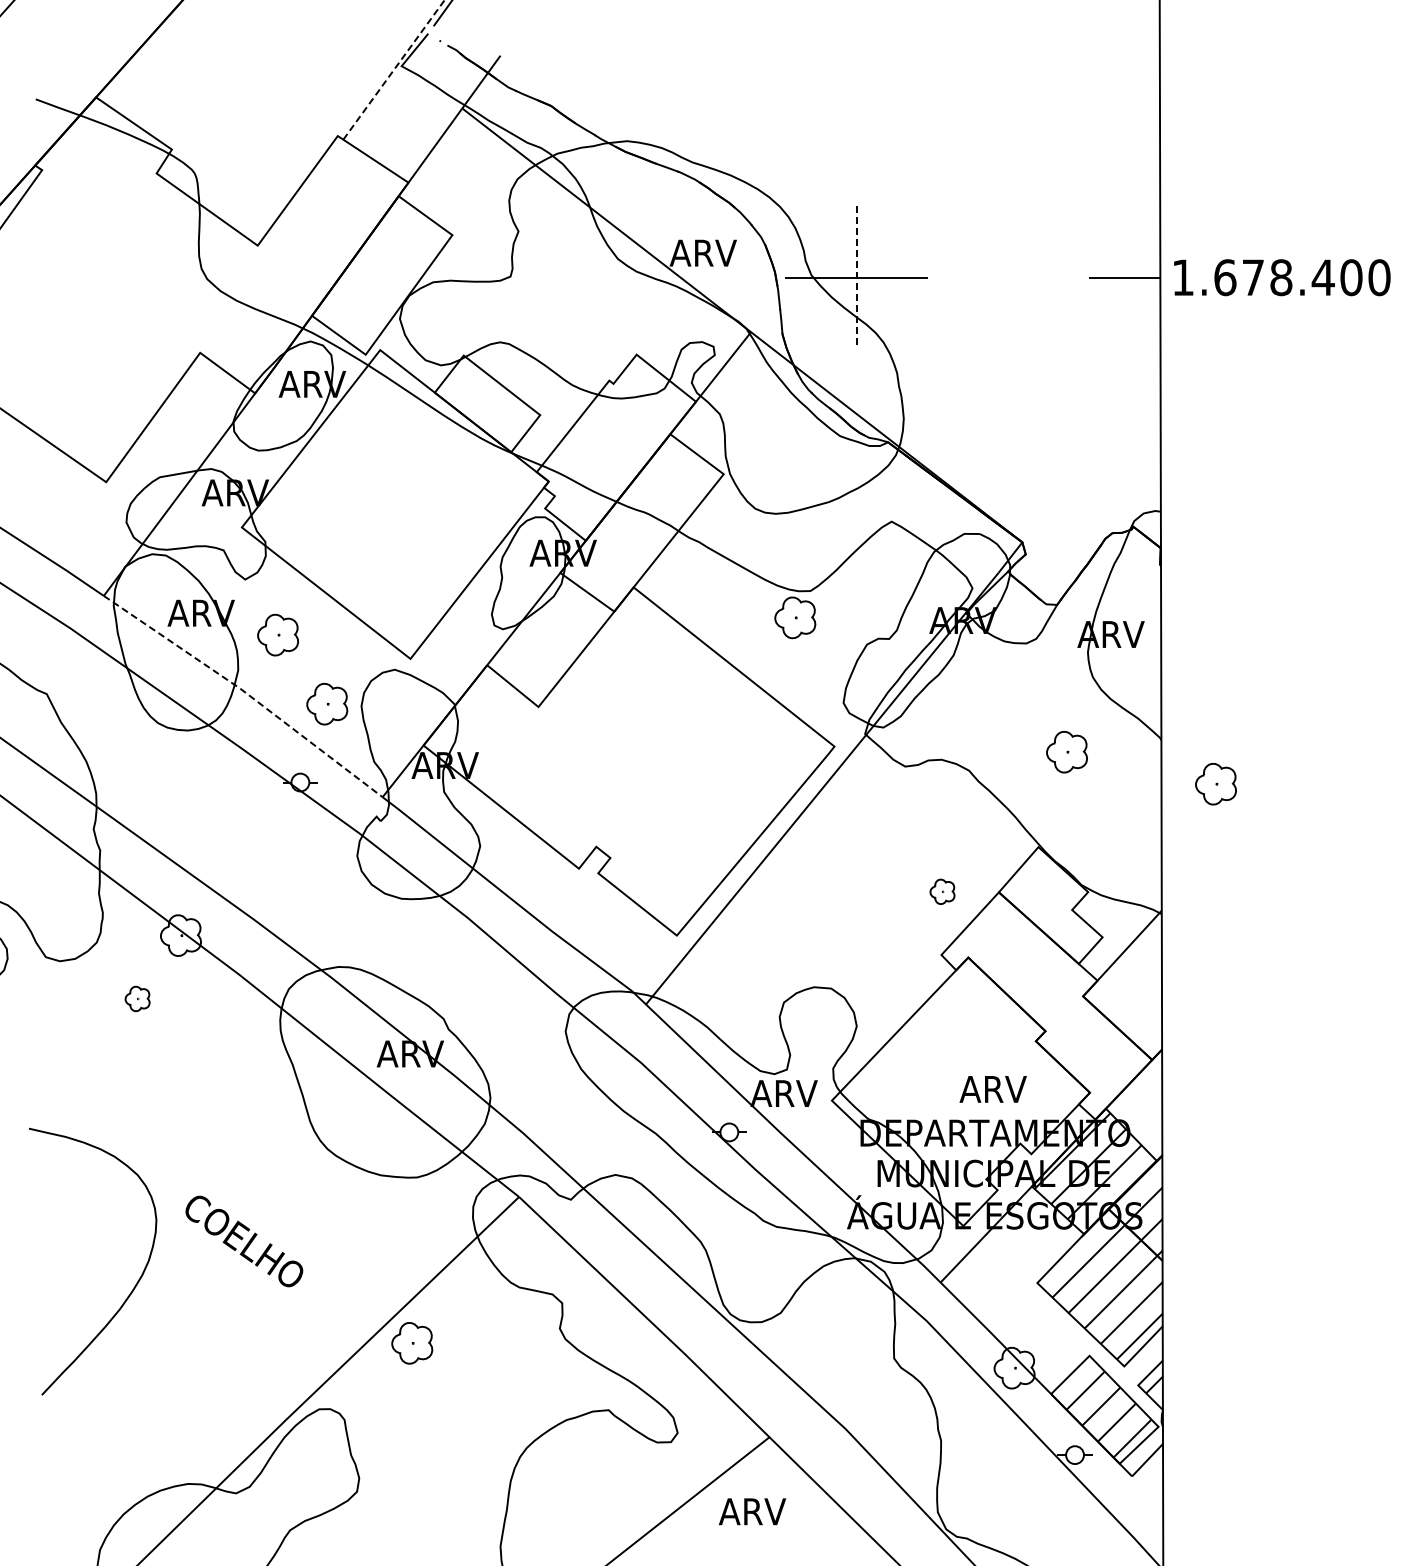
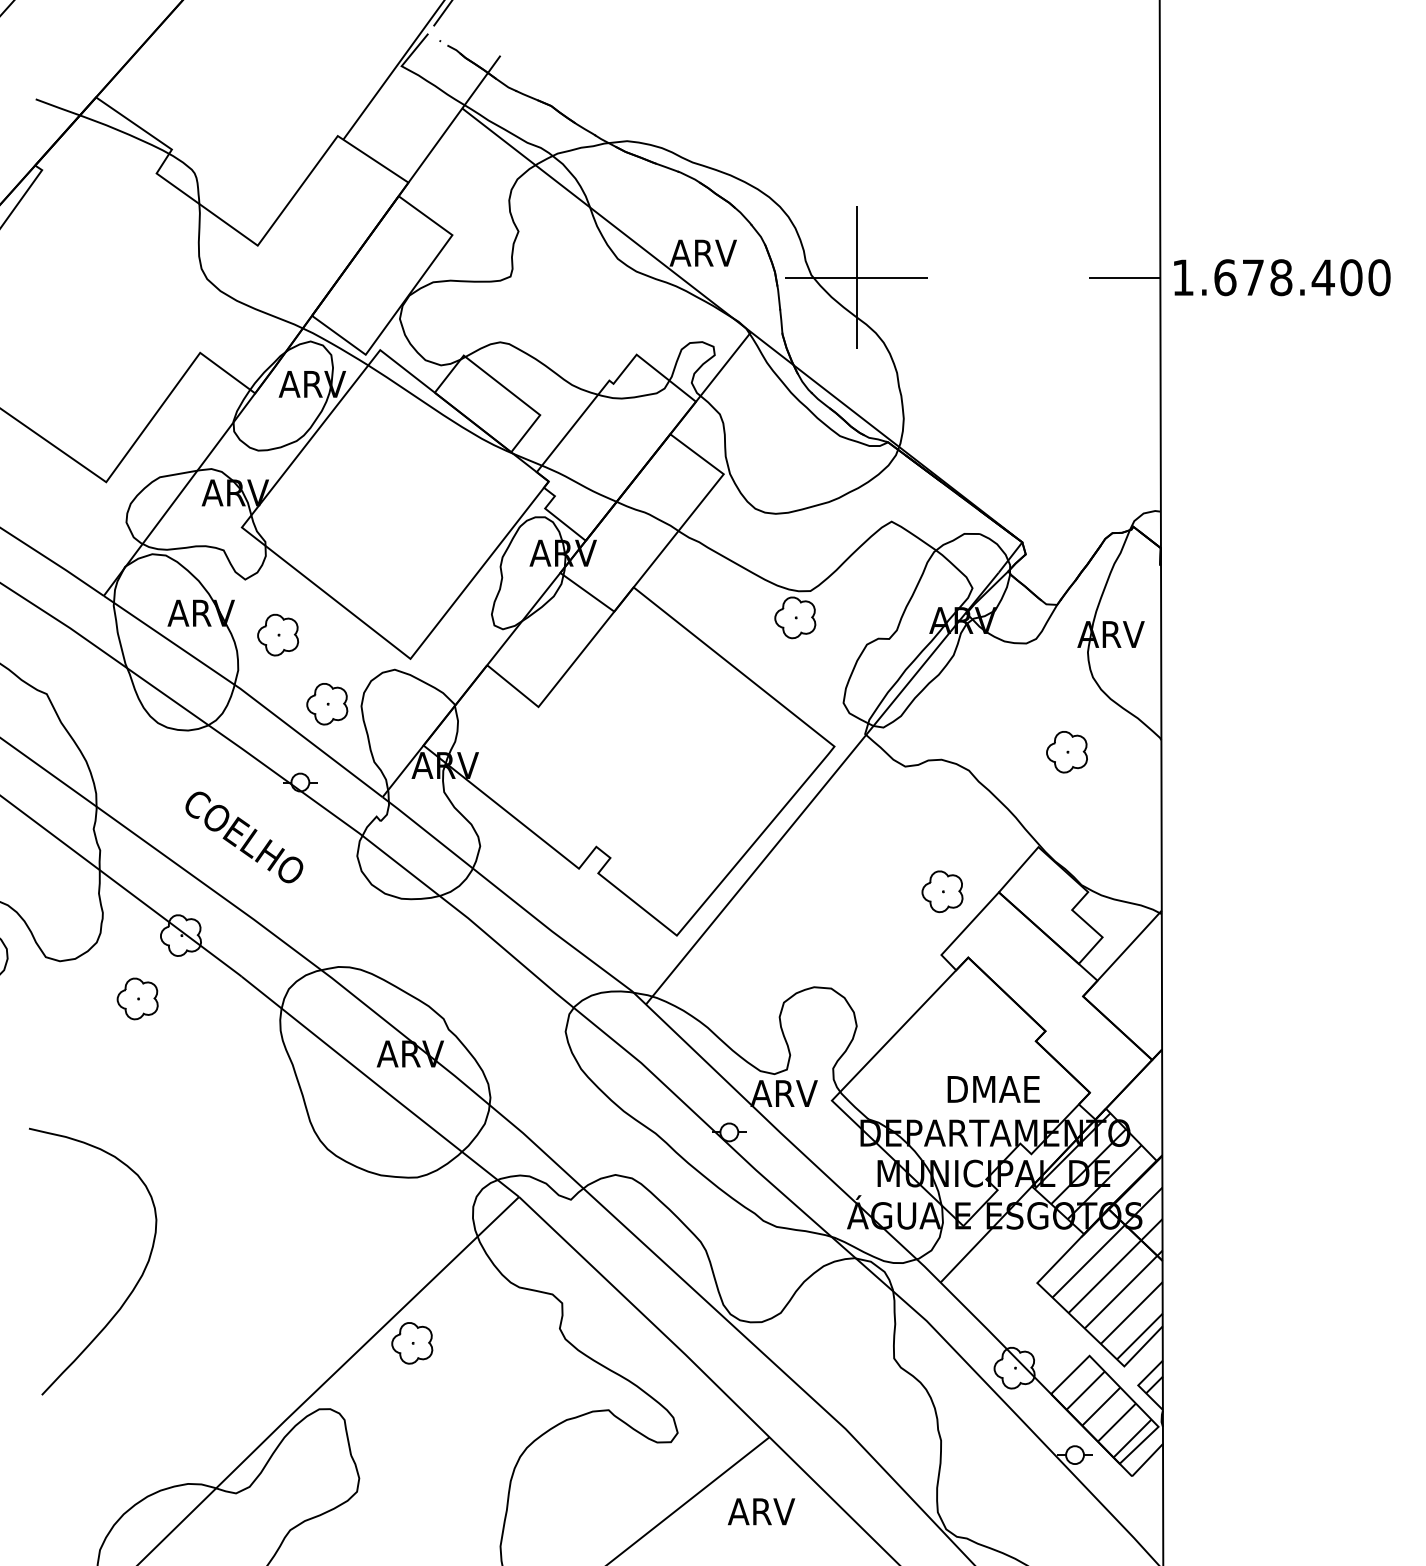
line: dashed -> solid (393, 70)
line: dashed -> solid (856, 278)
line: dashed -> solid (245, 692)
part: present -> none (1215, 784)
part size: 27x27 px -> 43x44 px (942, 891)
part size: 27x28 px -> 43x44 px (137, 998)
text: ARV -> DMAE (993, 1089)
text position: (244, 1241) -> (244, 837) (244, 837)
text position: (752, 1511) -> (761, 1511) (761, 1511)
